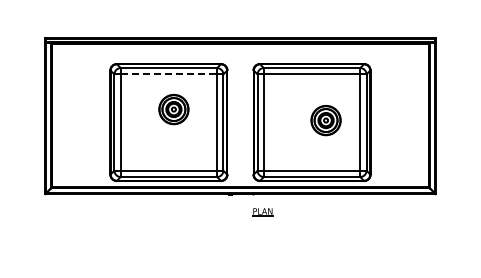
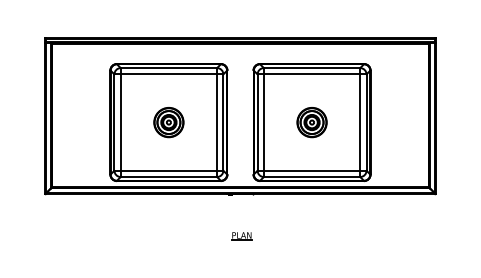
line: dashed -> solid (169, 74)
part position: (173, 109) -> (168, 122) (168, 122)
part position: (325, 120) -> (311, 122) (311, 122)
part position: (262, 212) -> (241, 236) (241, 236)
